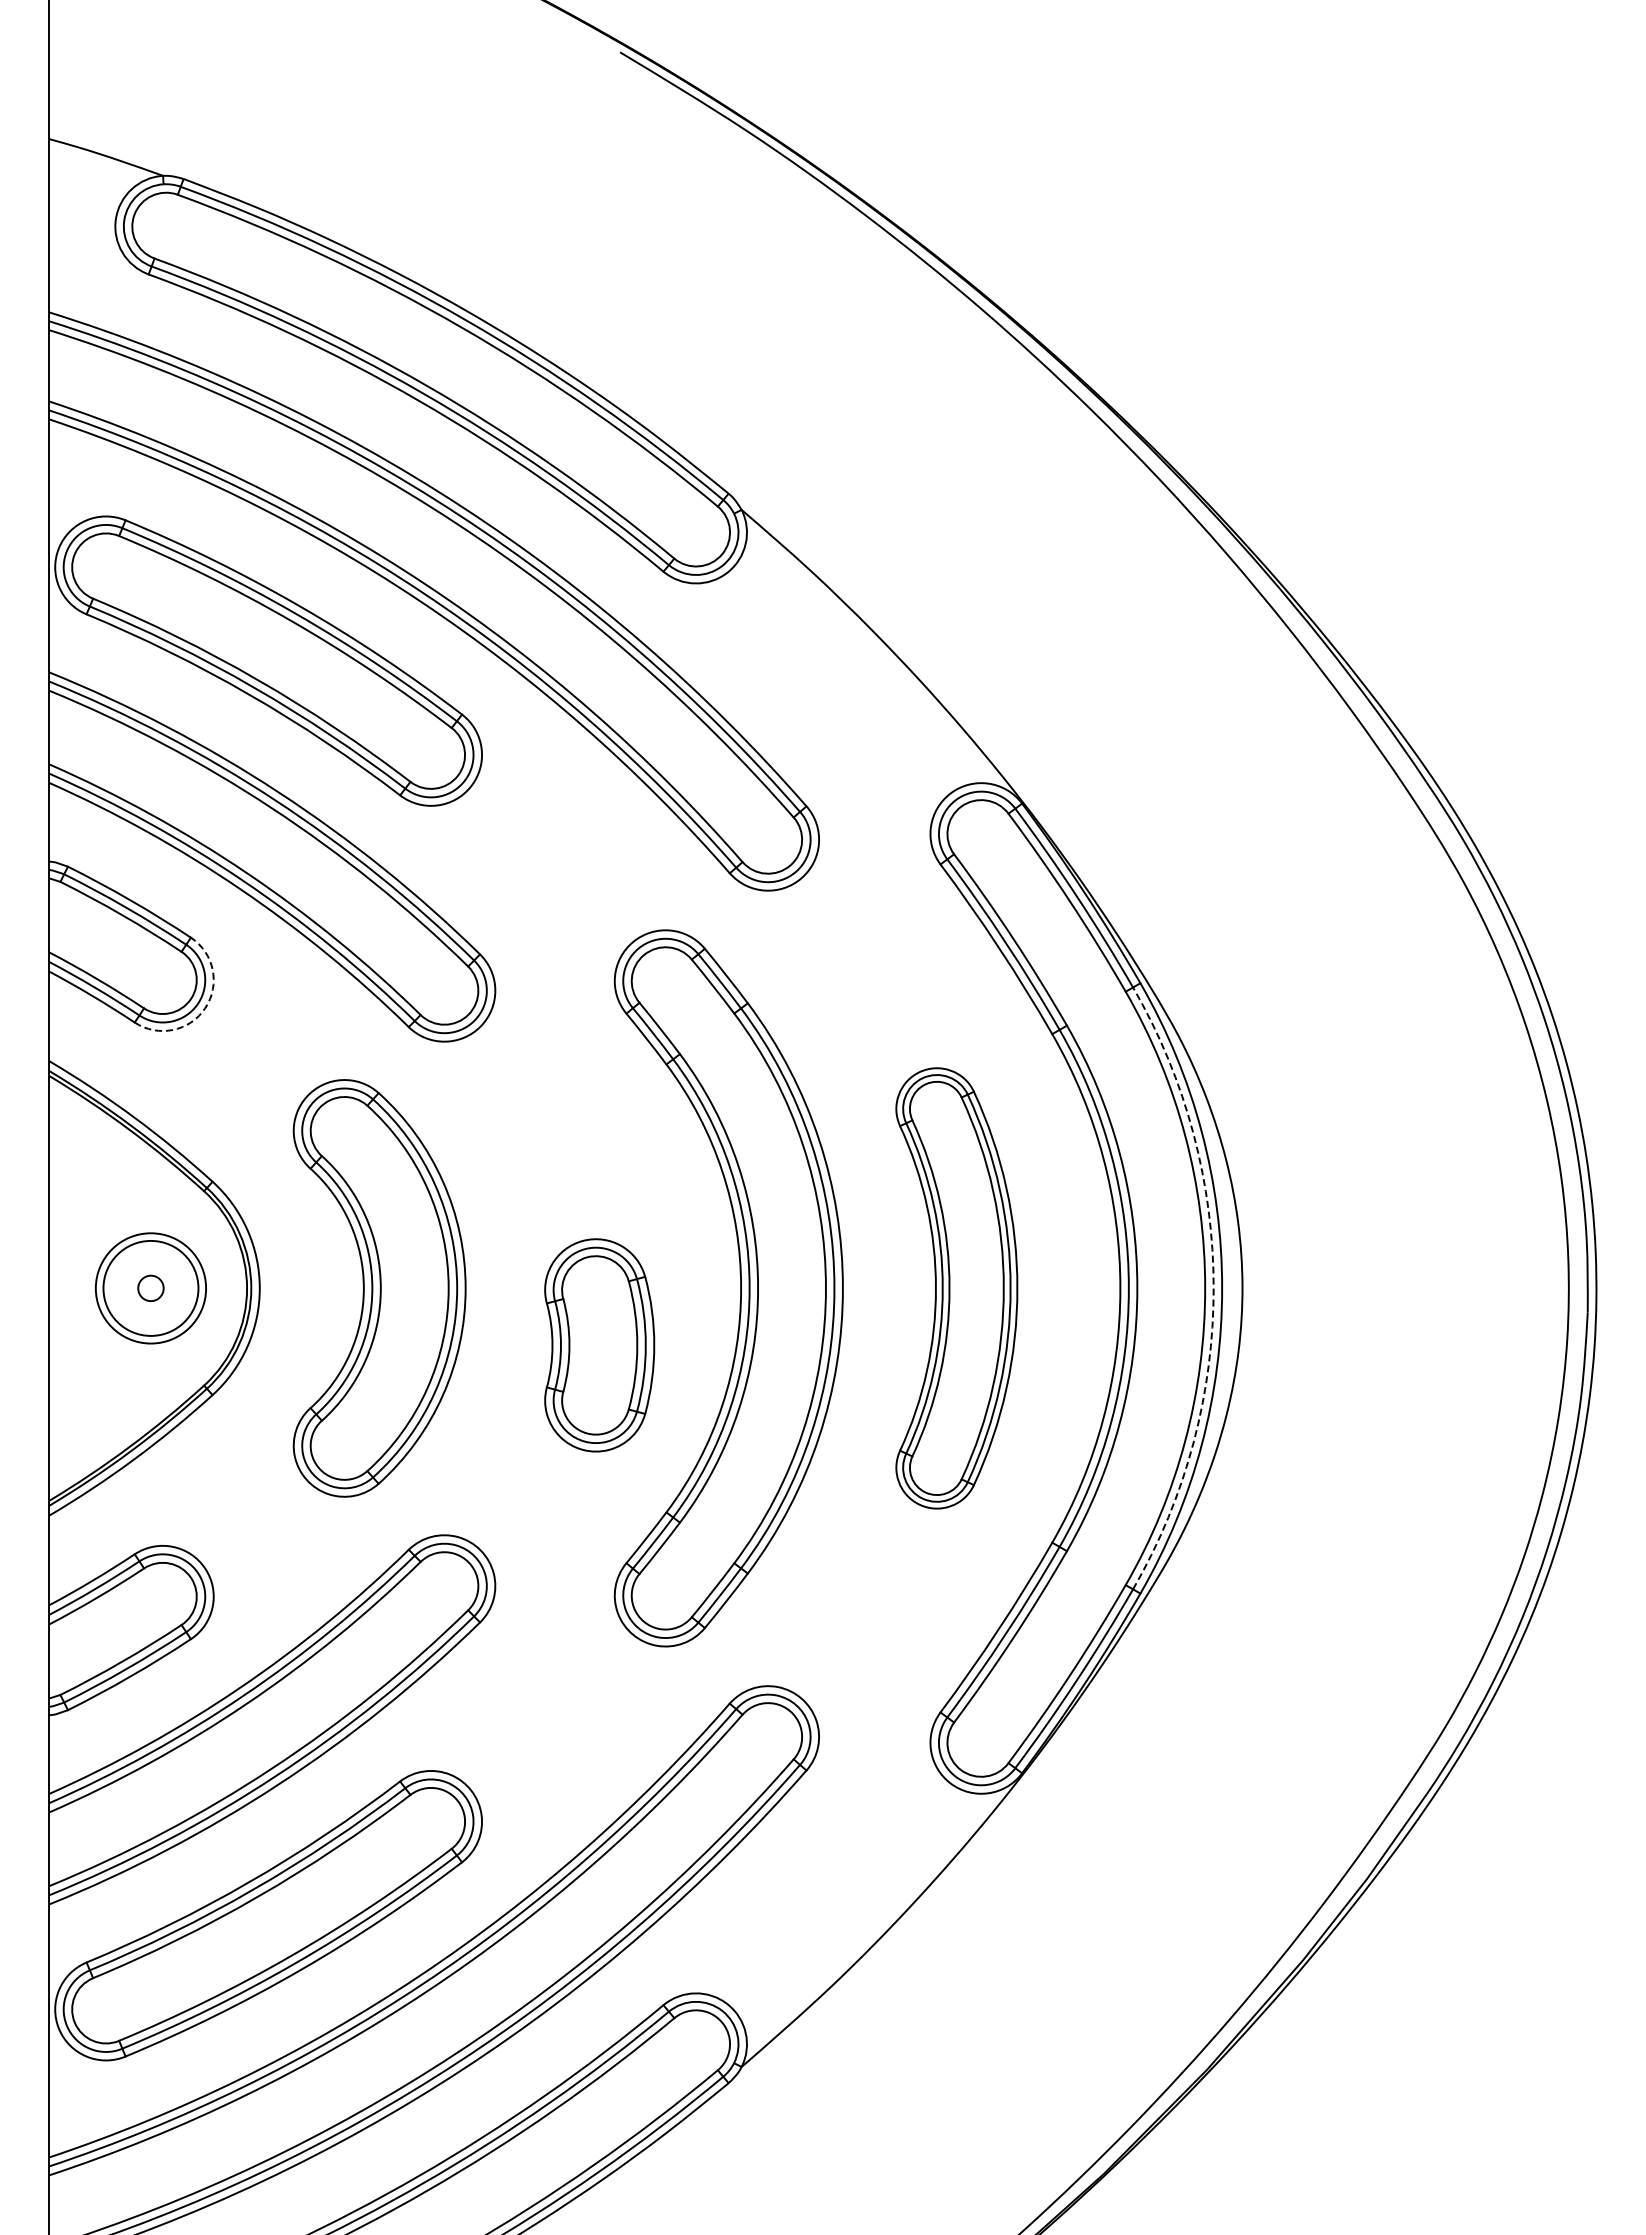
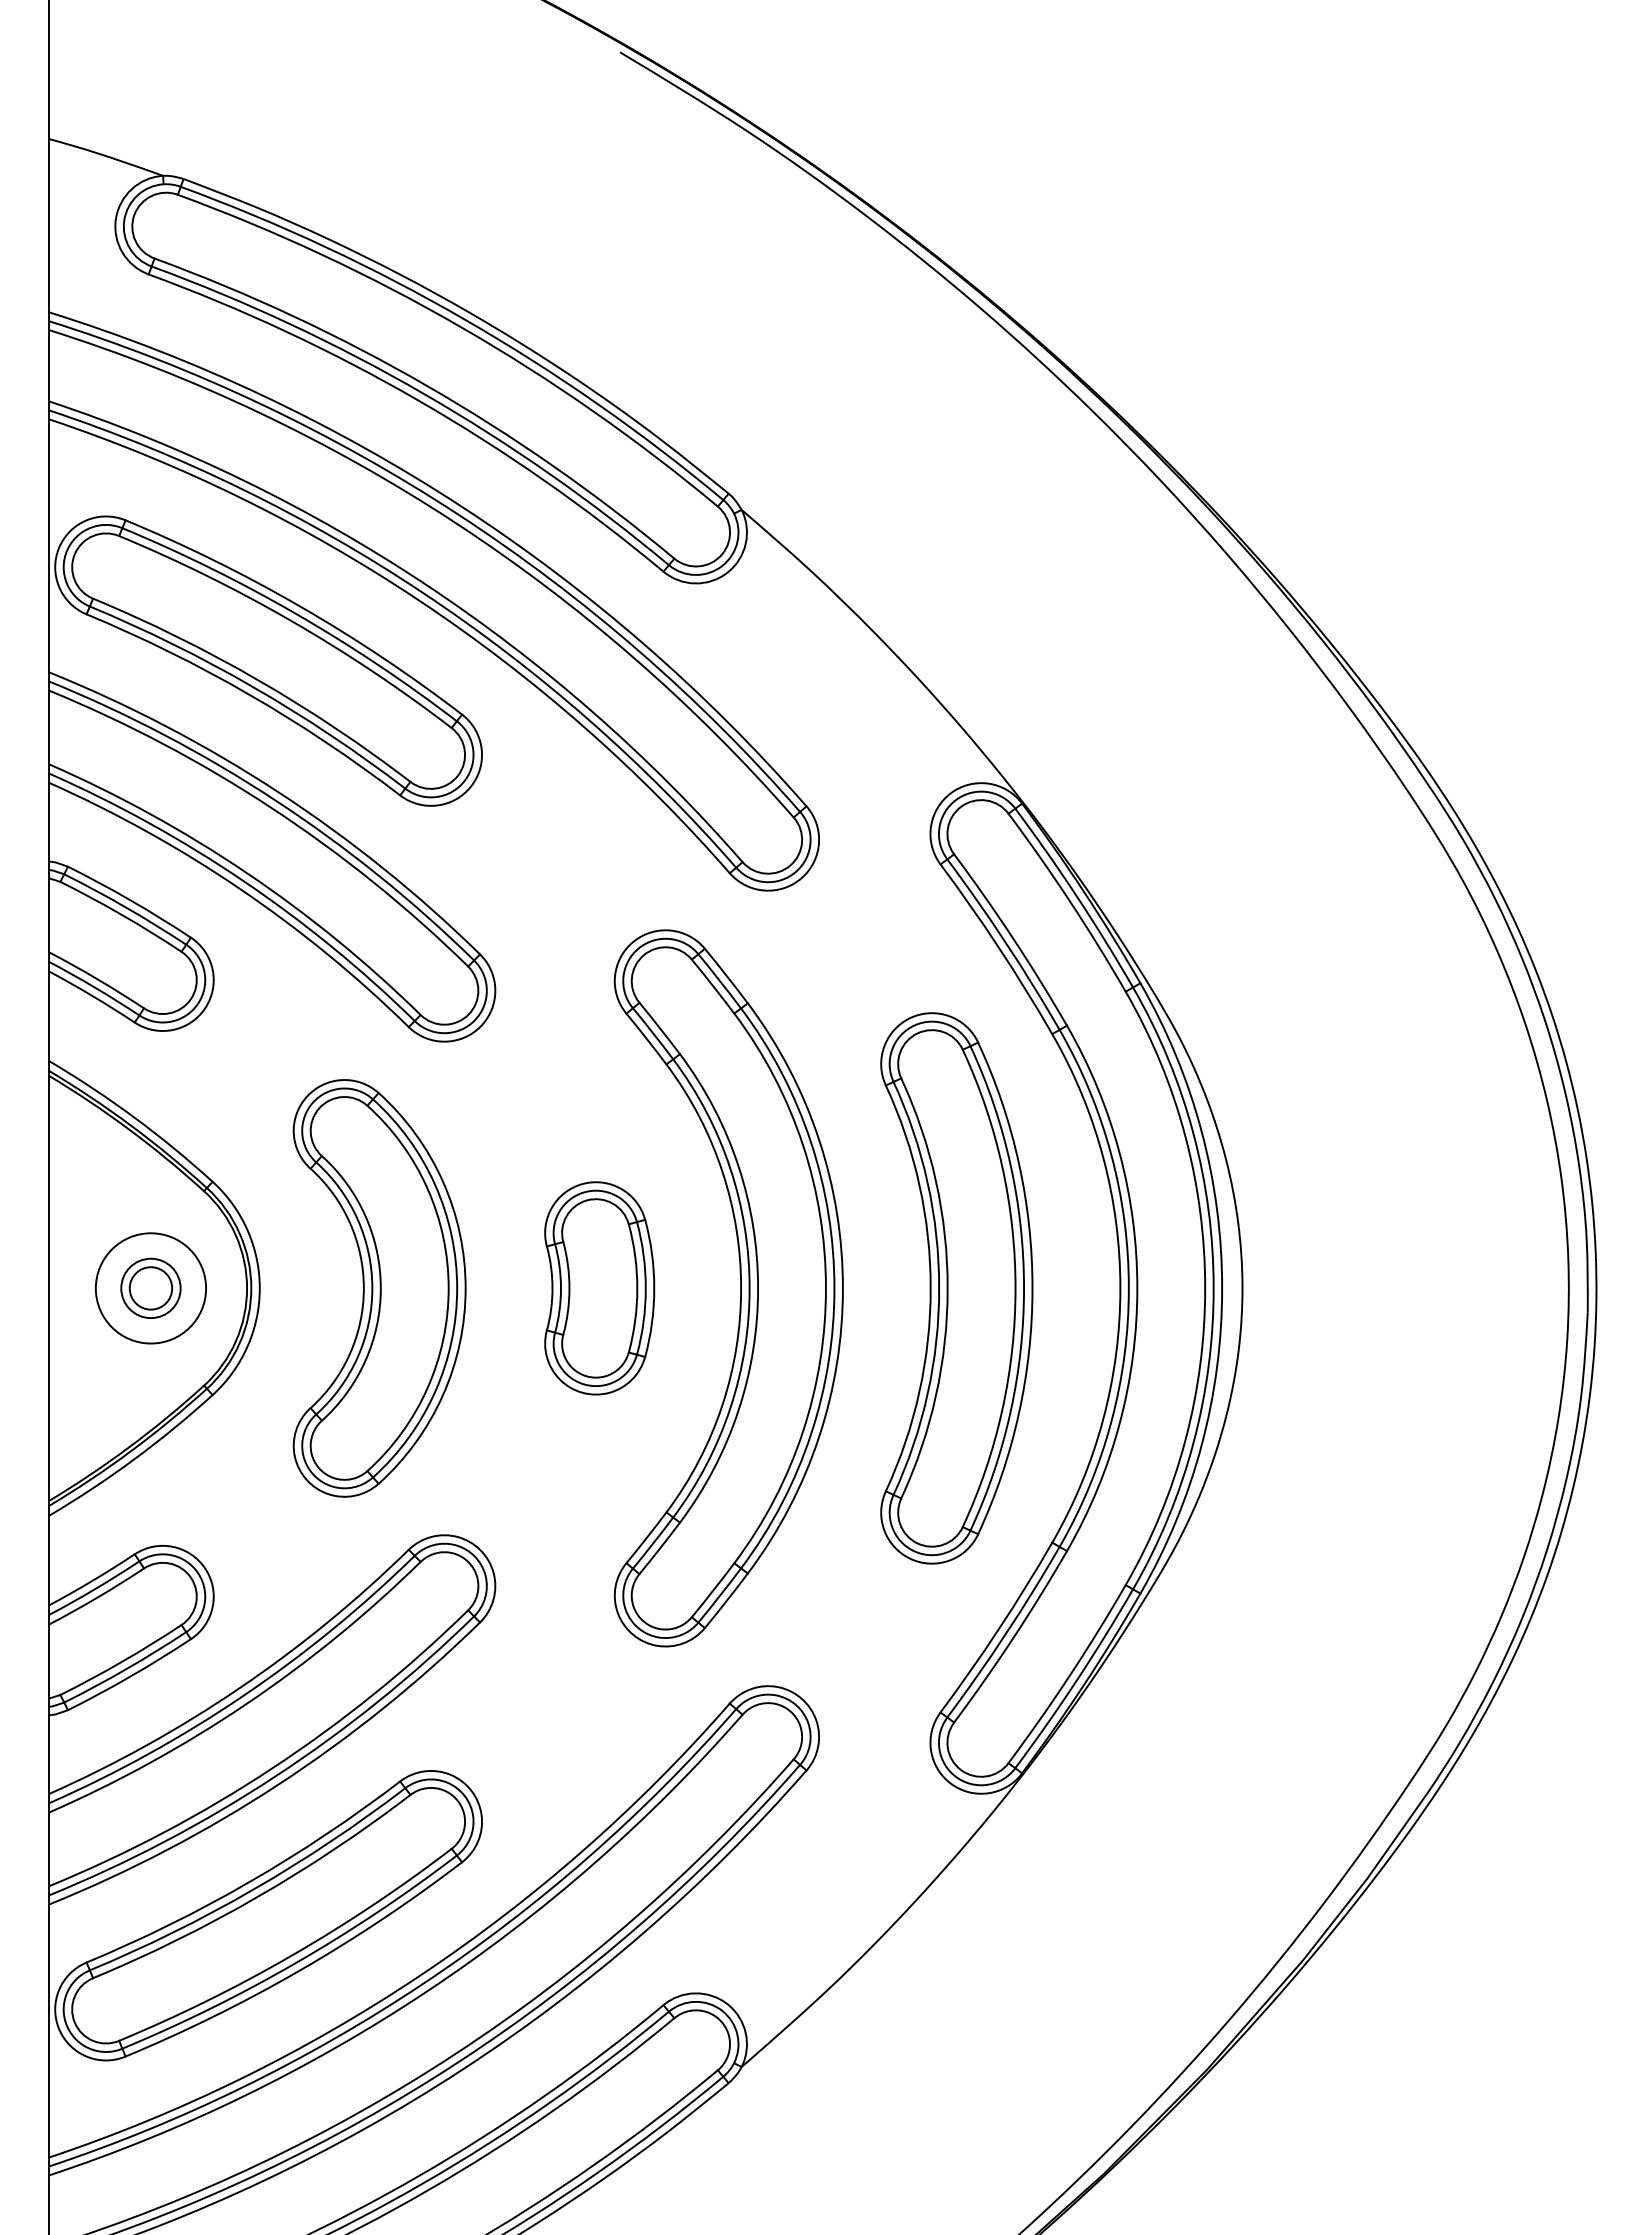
arc: dashed -> solid (205, 1008)
circle diameter: 95 px -> 59 px (150, 1288)
circle diameter: 25 px -> 42 px (150, 1288)
part size: 124x443 px -> 154x553 px (956, 1288)
arc: dashed -> solid (1213, 1288)
part position: (599, 1345) -> (599, 1288) (599, 1288)
